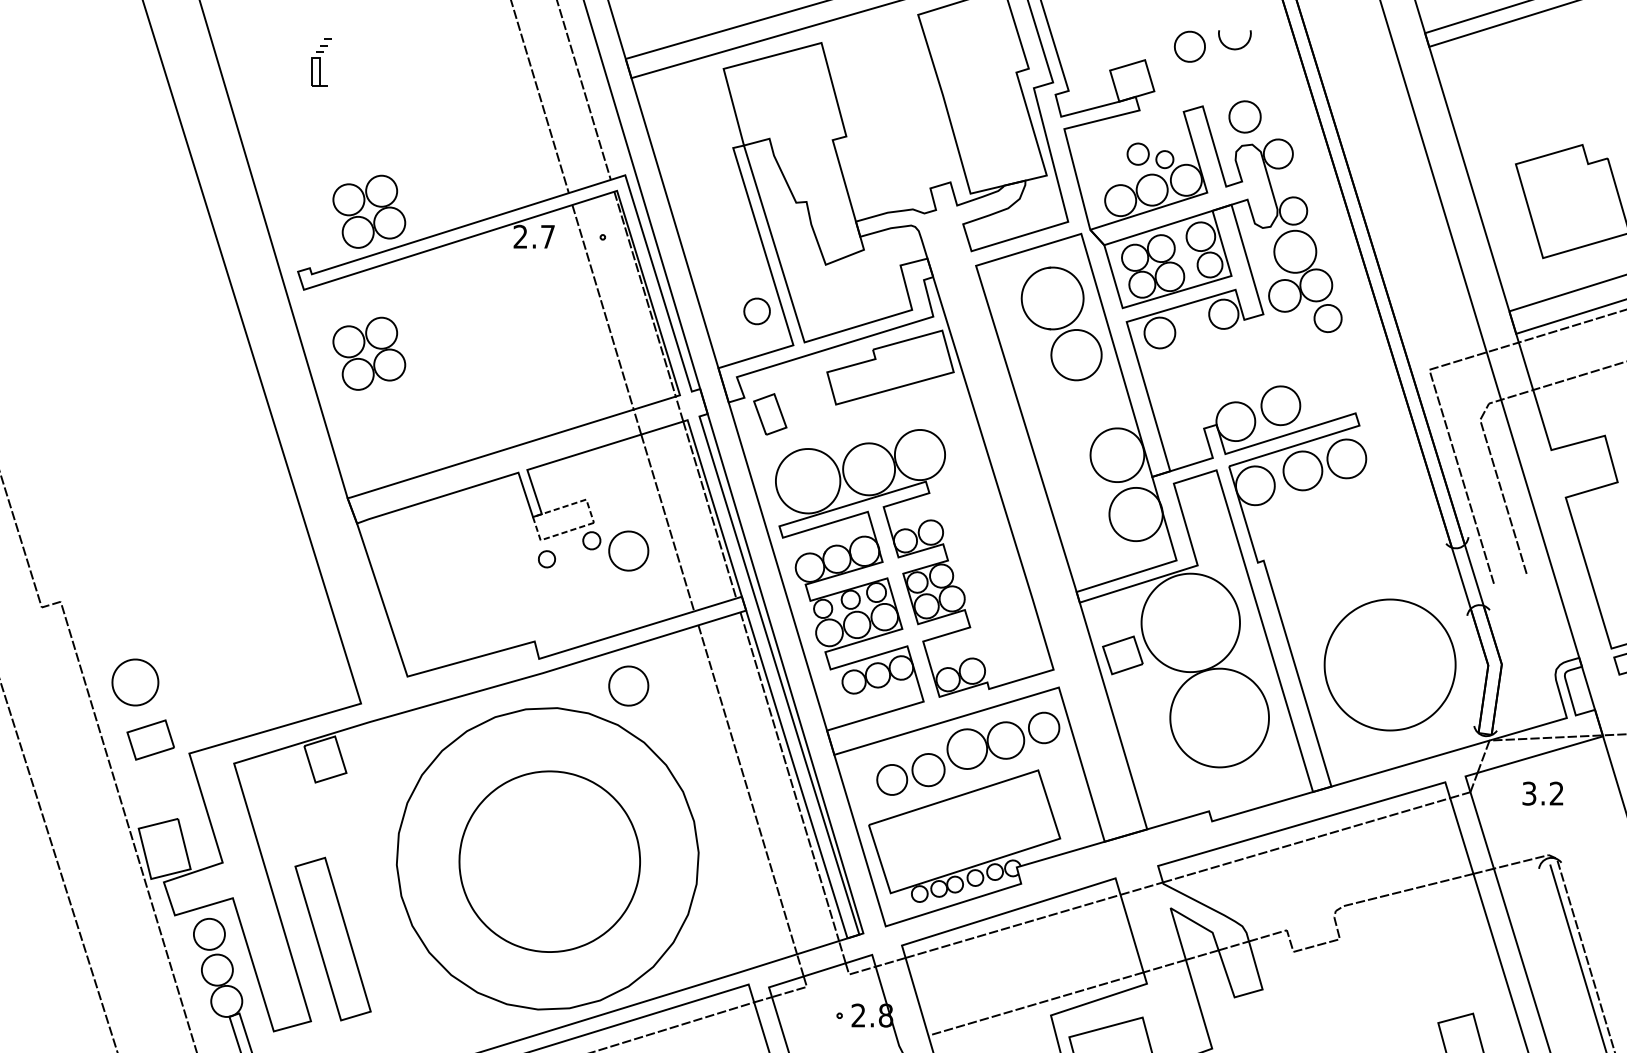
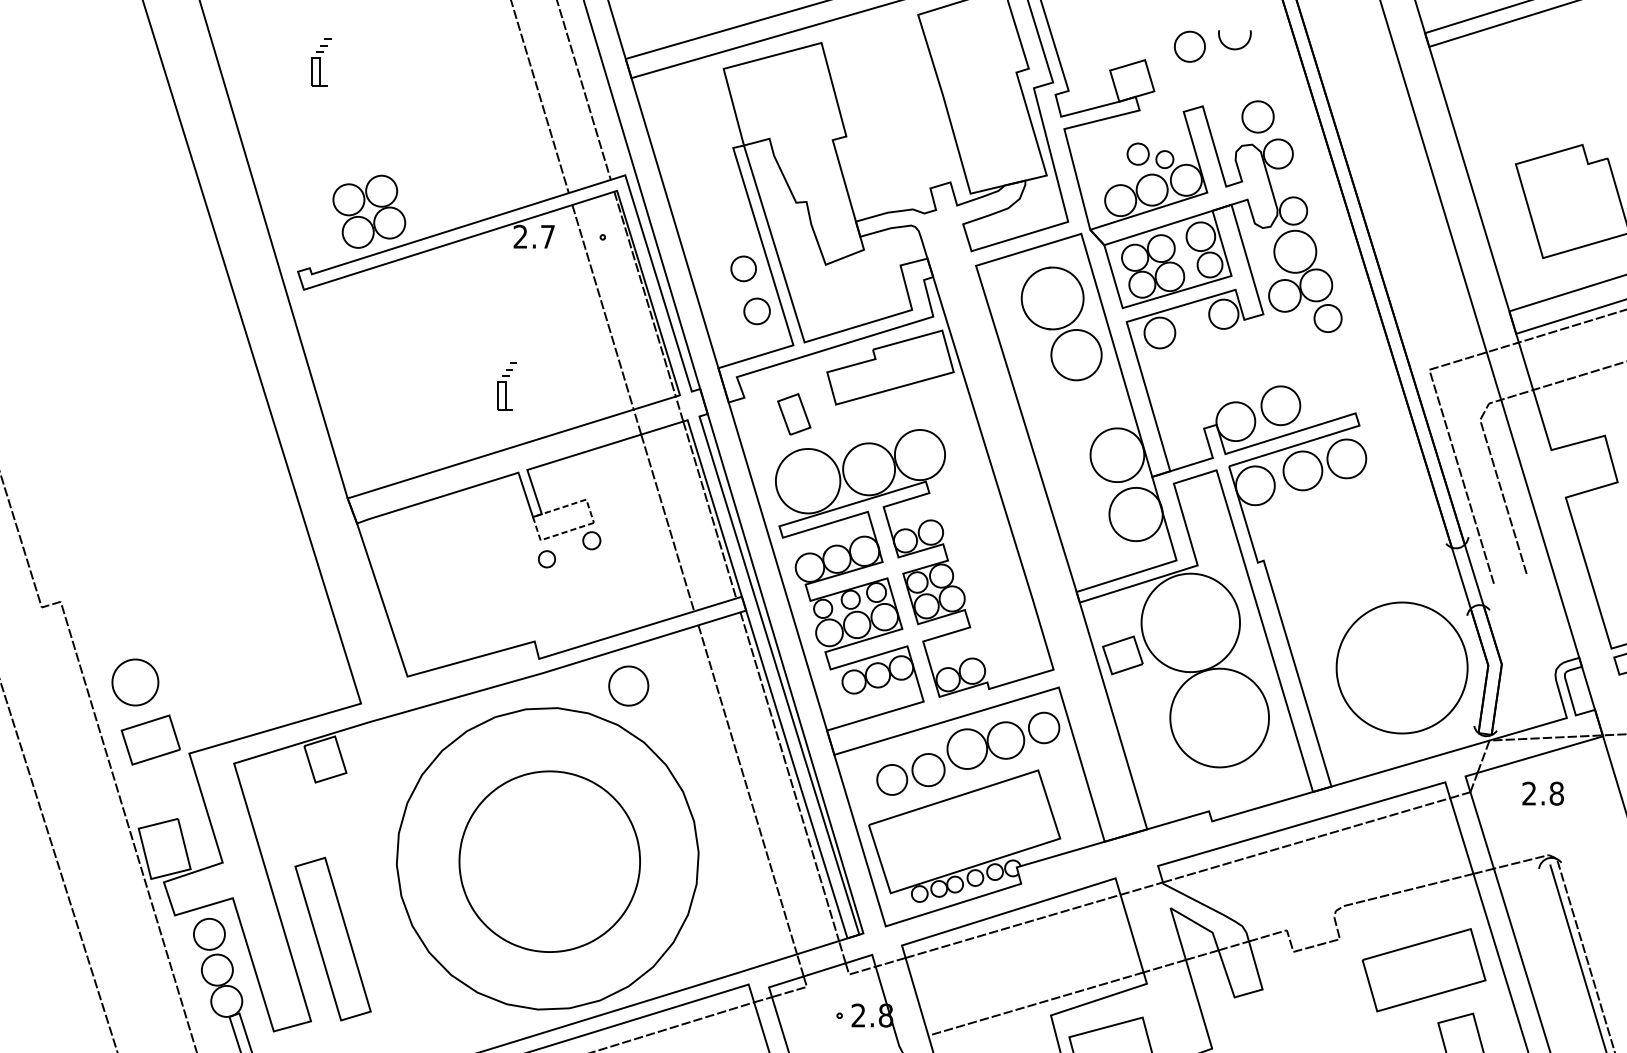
part position: (1244, 116) -> (1257, 116) (1257, 116)
part: none -> present (743, 268)
part: present -> none (369, 353)
part: none -> present (506, 386)
part position: (770, 414) -> (794, 414) (794, 414)
part: present -> none (628, 550)
part position: (1389, 664) -> (1401, 667) (1401, 667)
part size: 49x42 px -> 61x52 px (150, 739)
text: 3.2 -> 2.8 (1542, 793)
part: none -> present (1423, 970)
